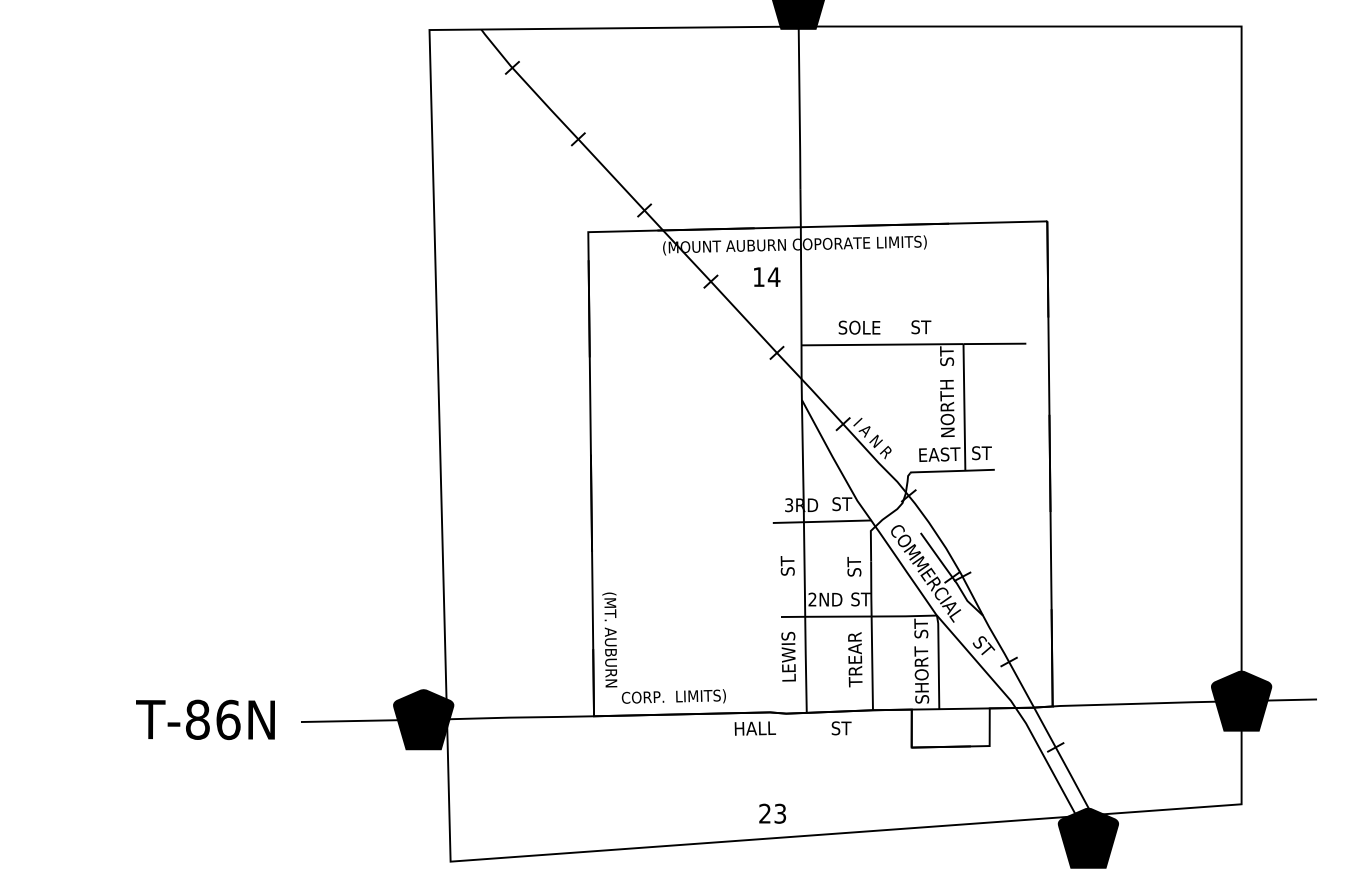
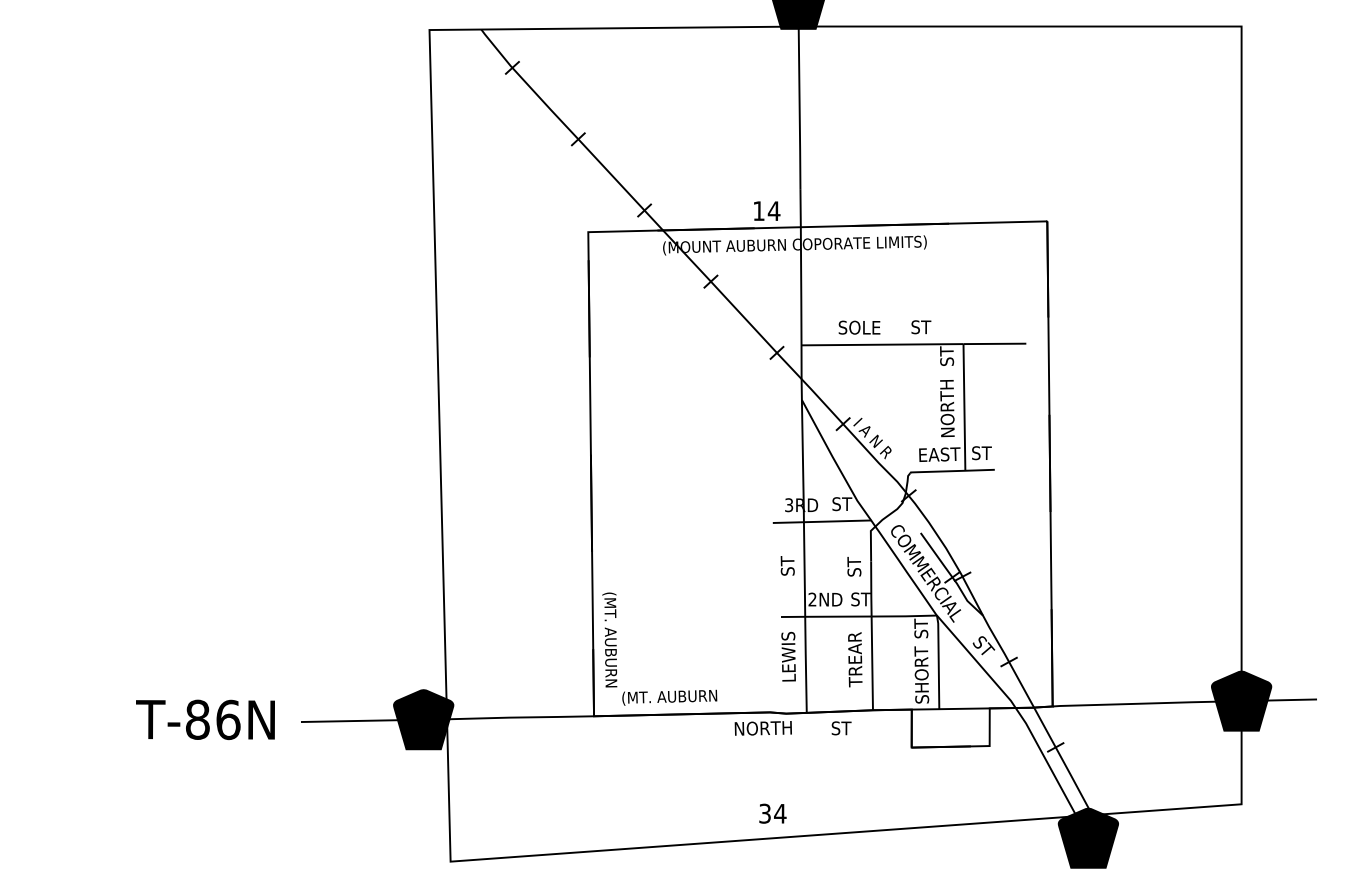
text position: (767, 276) -> (767, 210) (767, 210)
text: CORP.  LIMITS) -> (MT. AUBURN (673, 697)
text: HALL -> NORTH (763, 728)
text: 23 -> 34 (772, 813)
